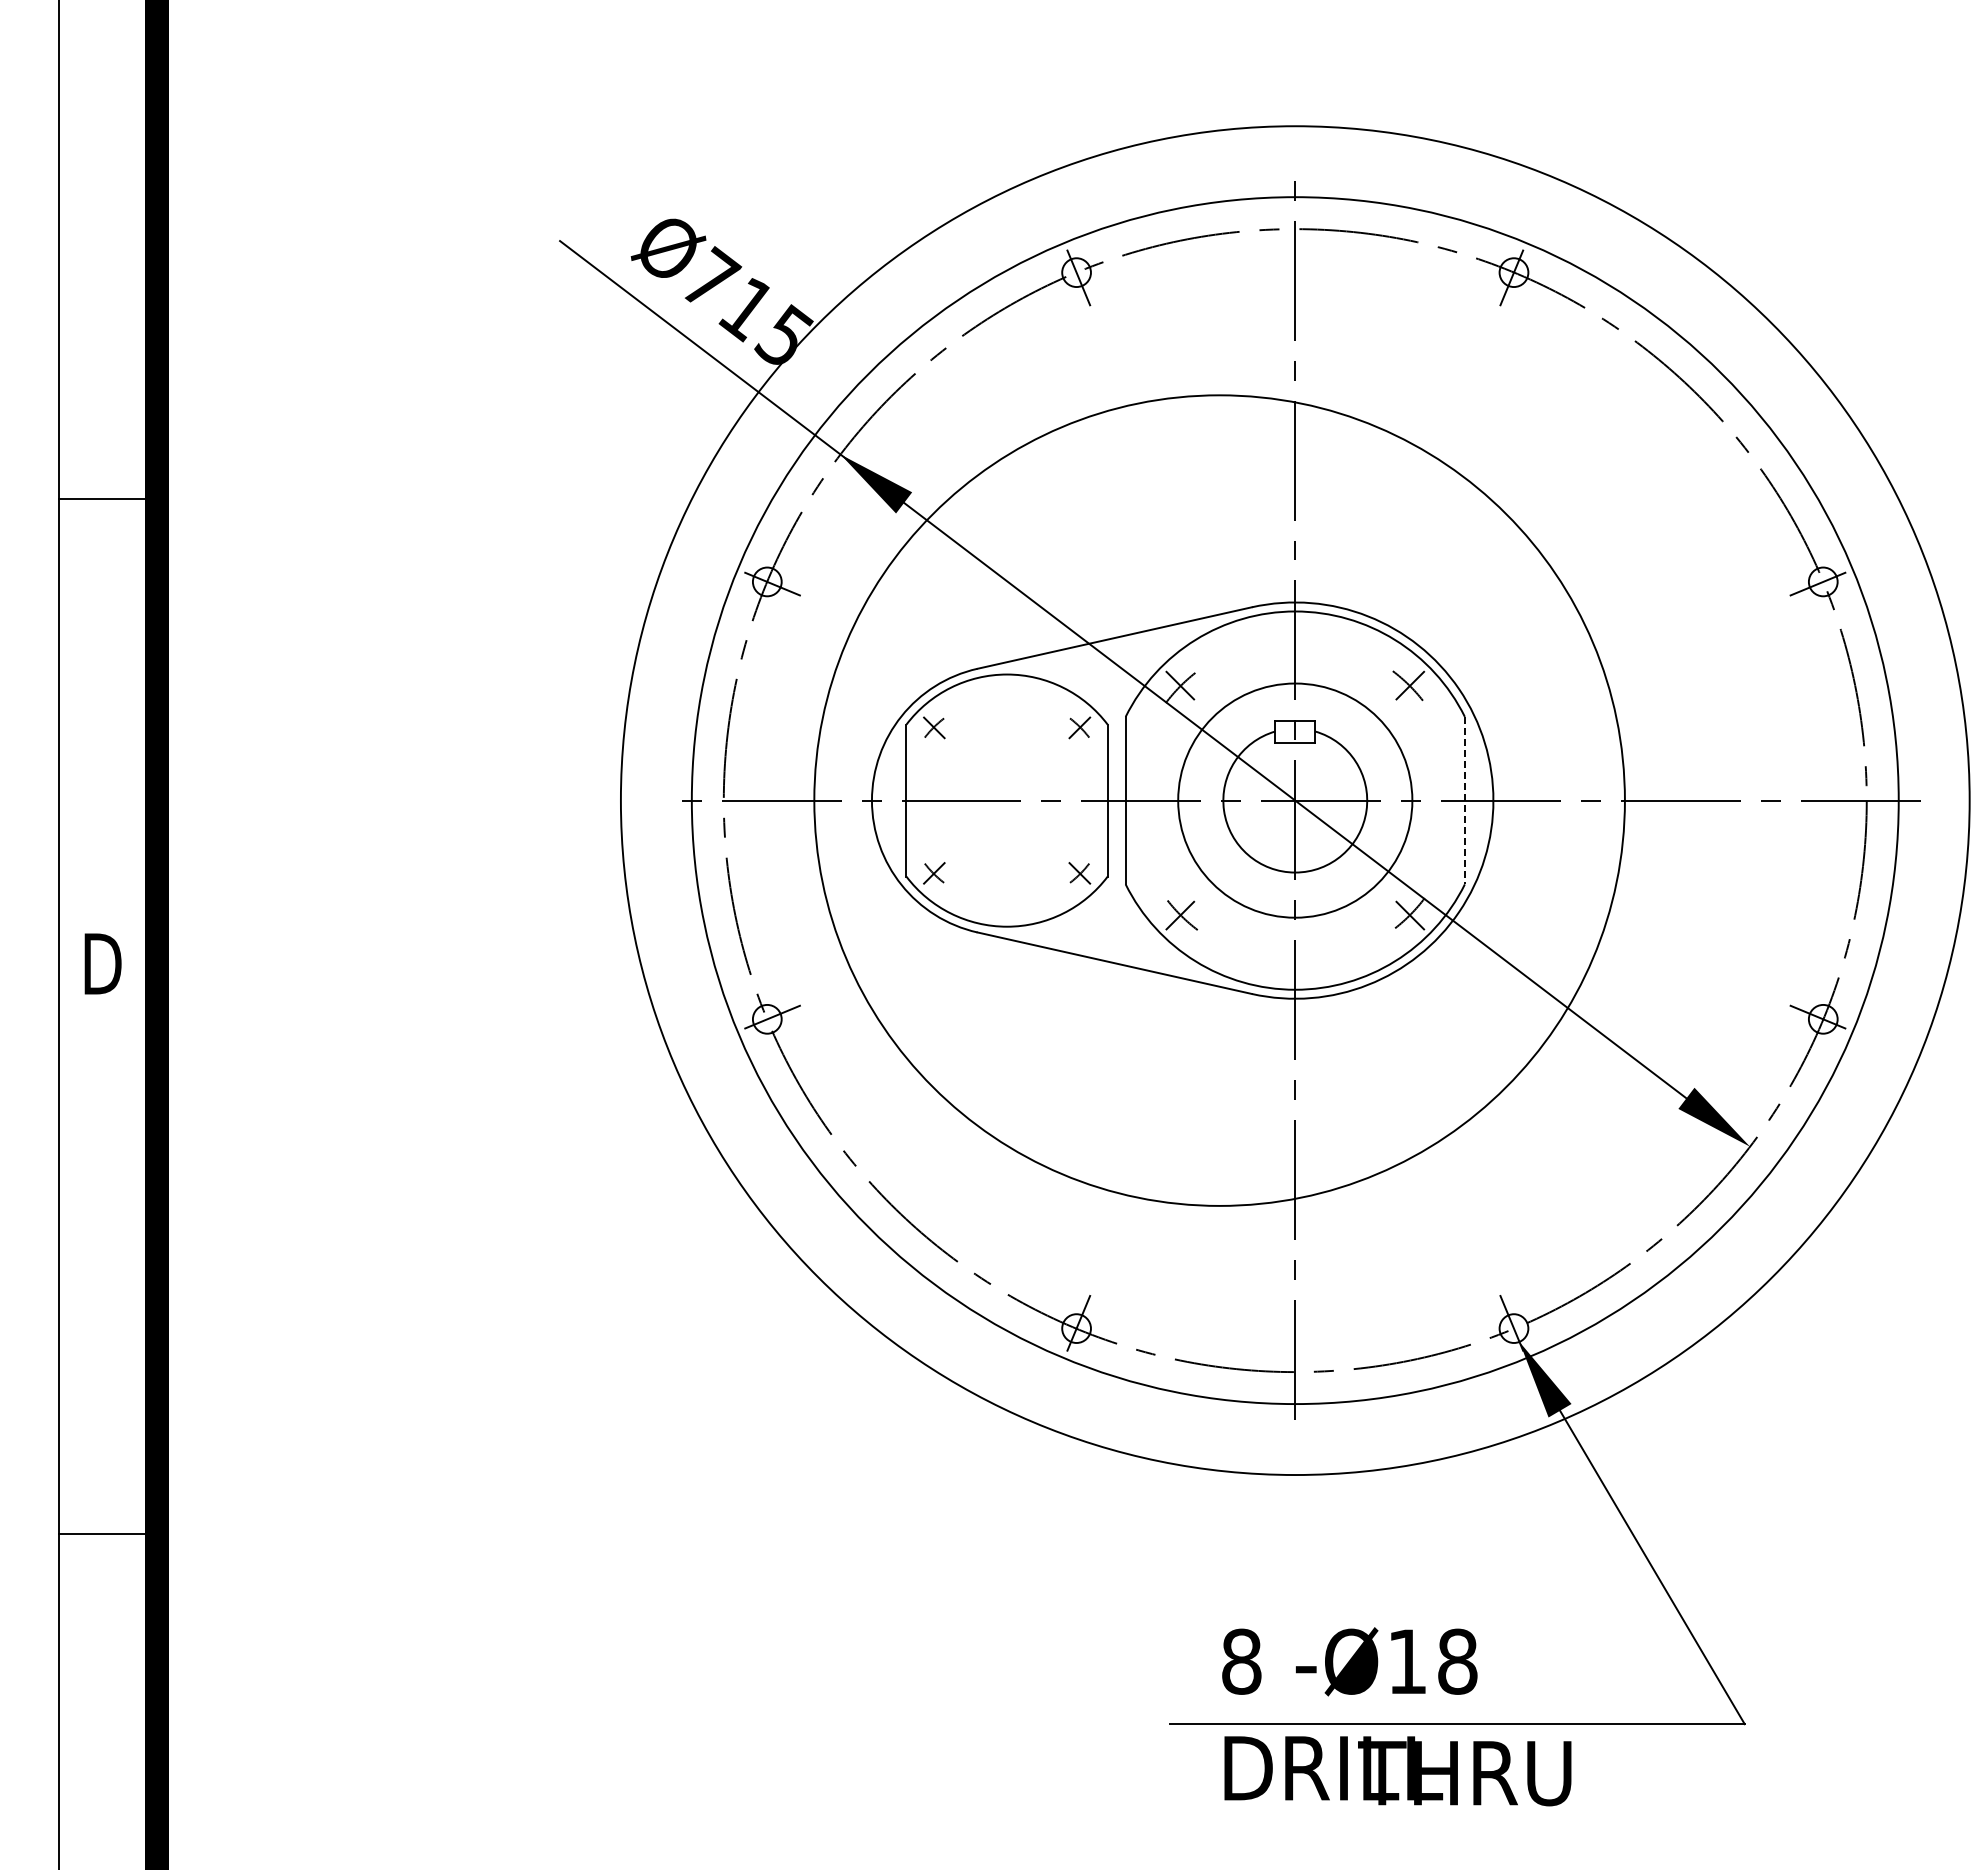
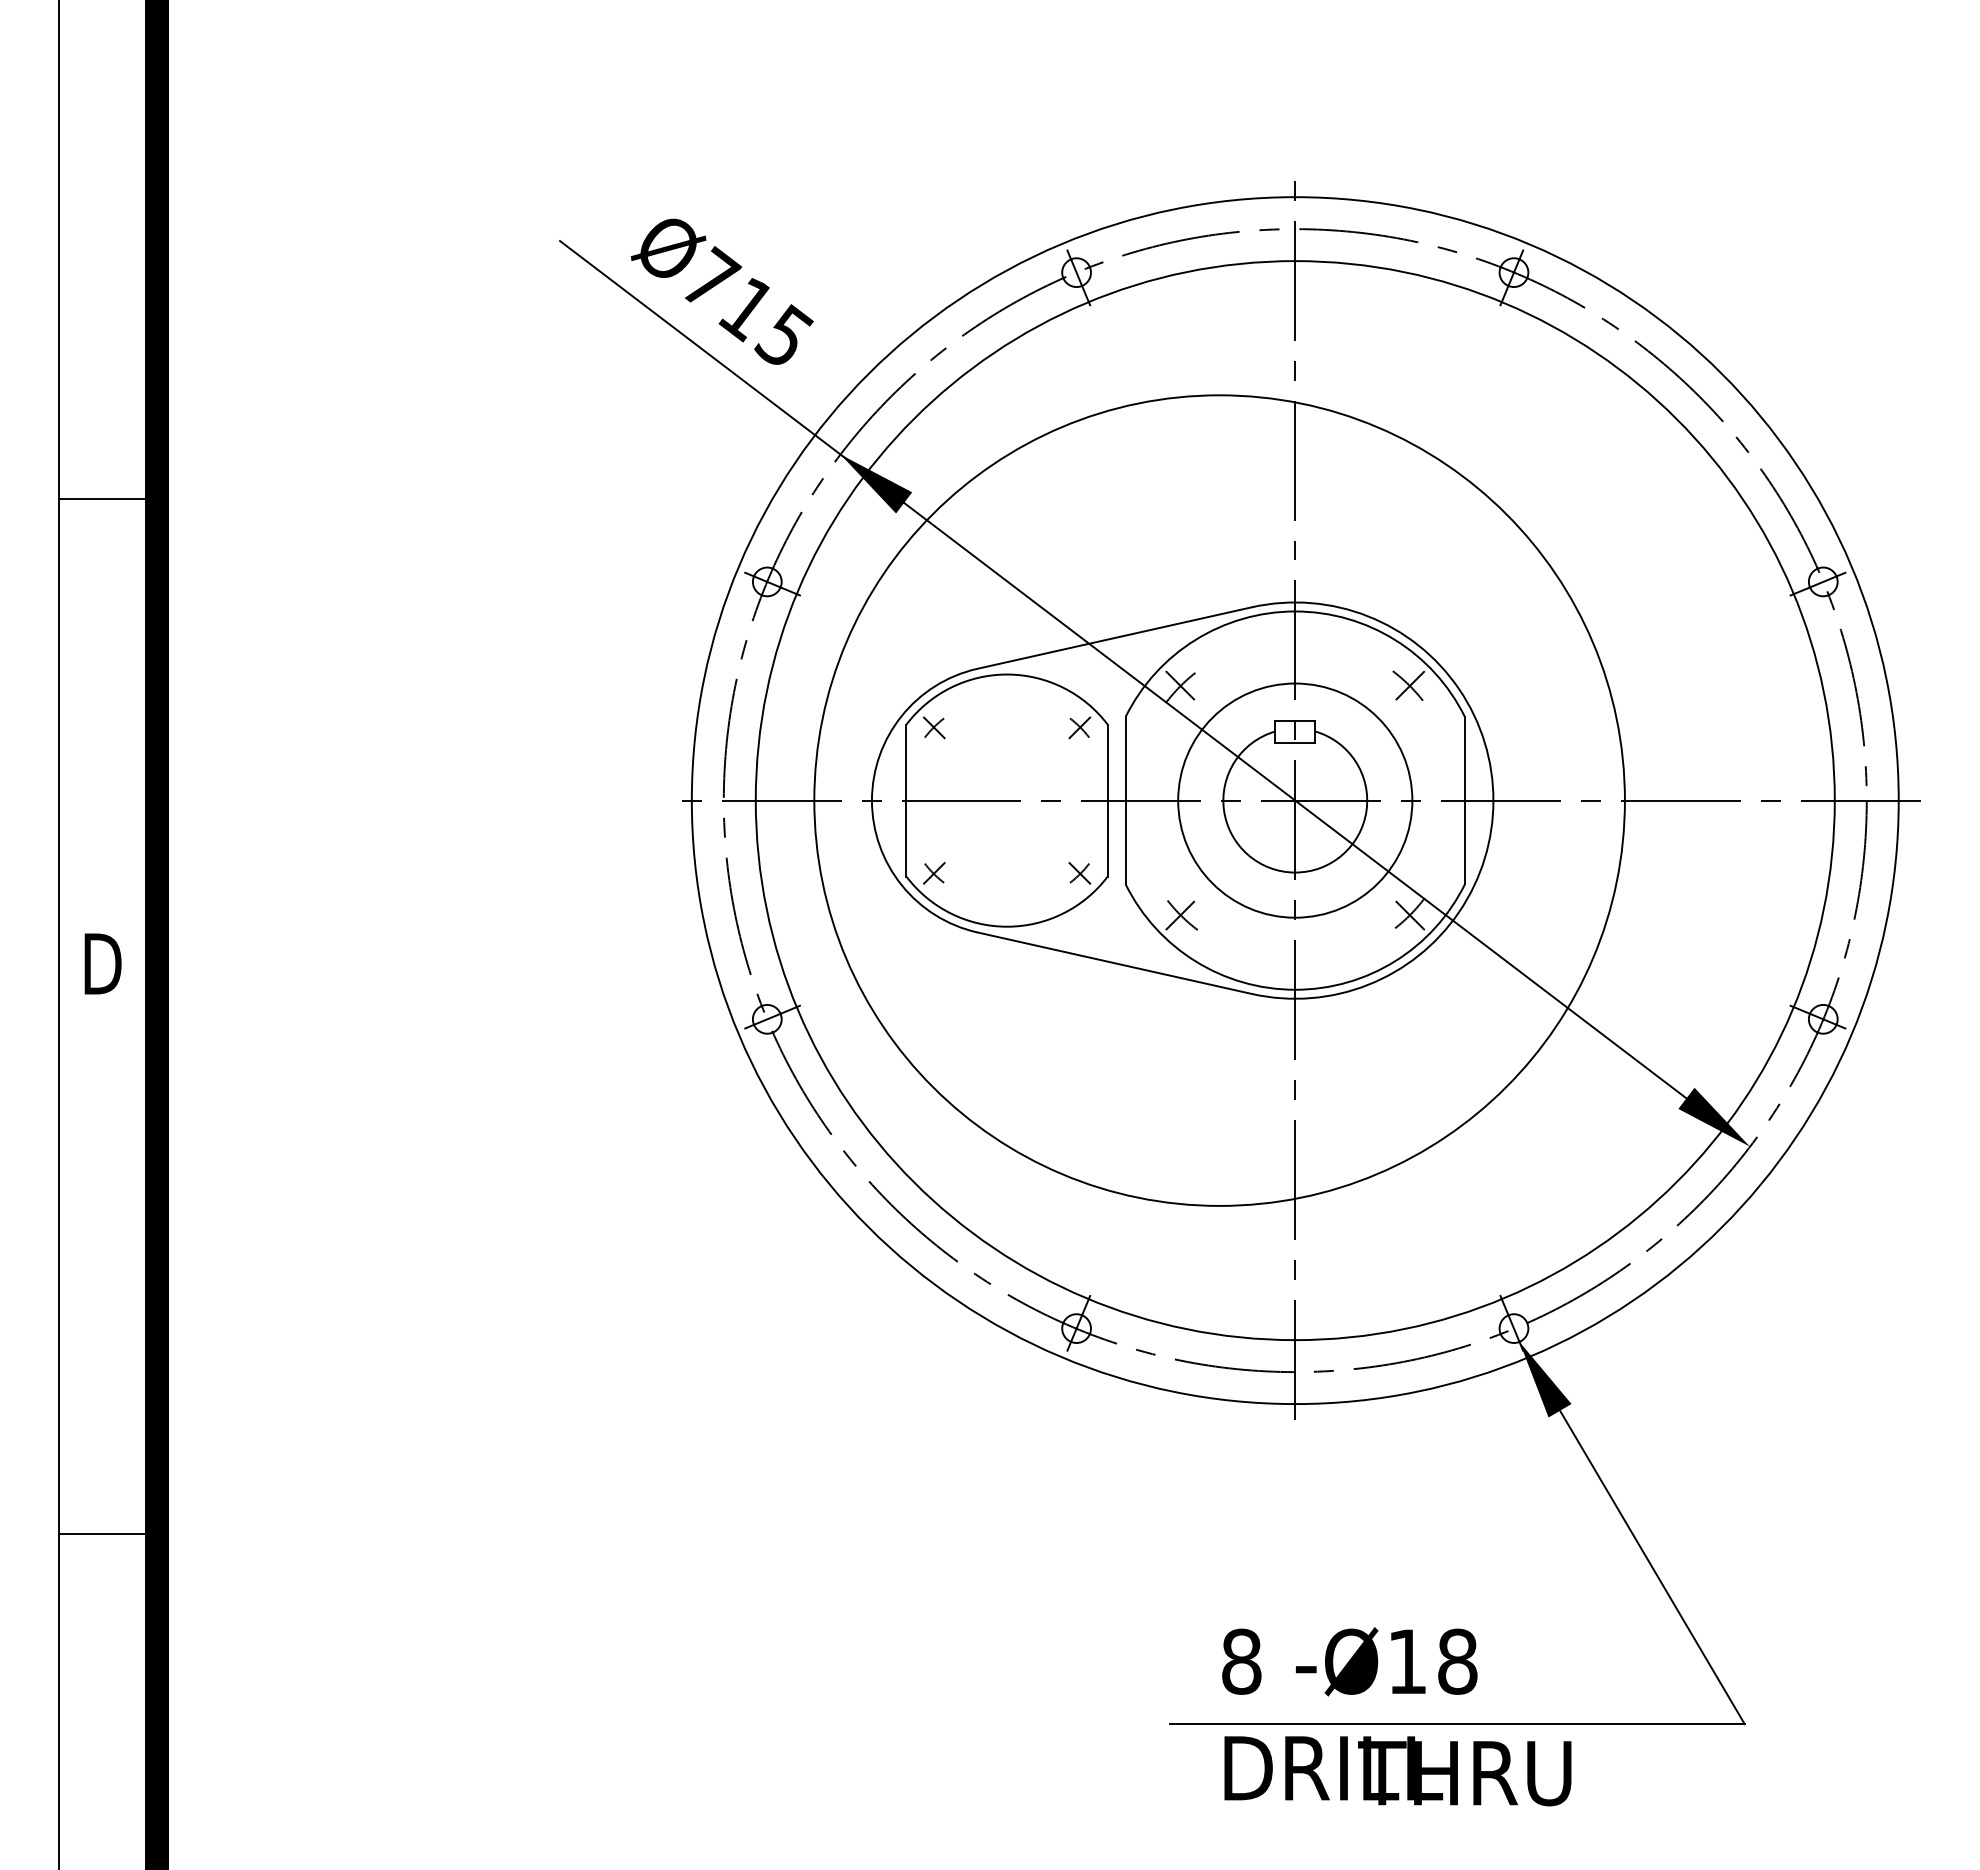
circle diameter: 1349 px -> 1079 px (1294, 800)
line: dashed -> solid (1464, 800)
